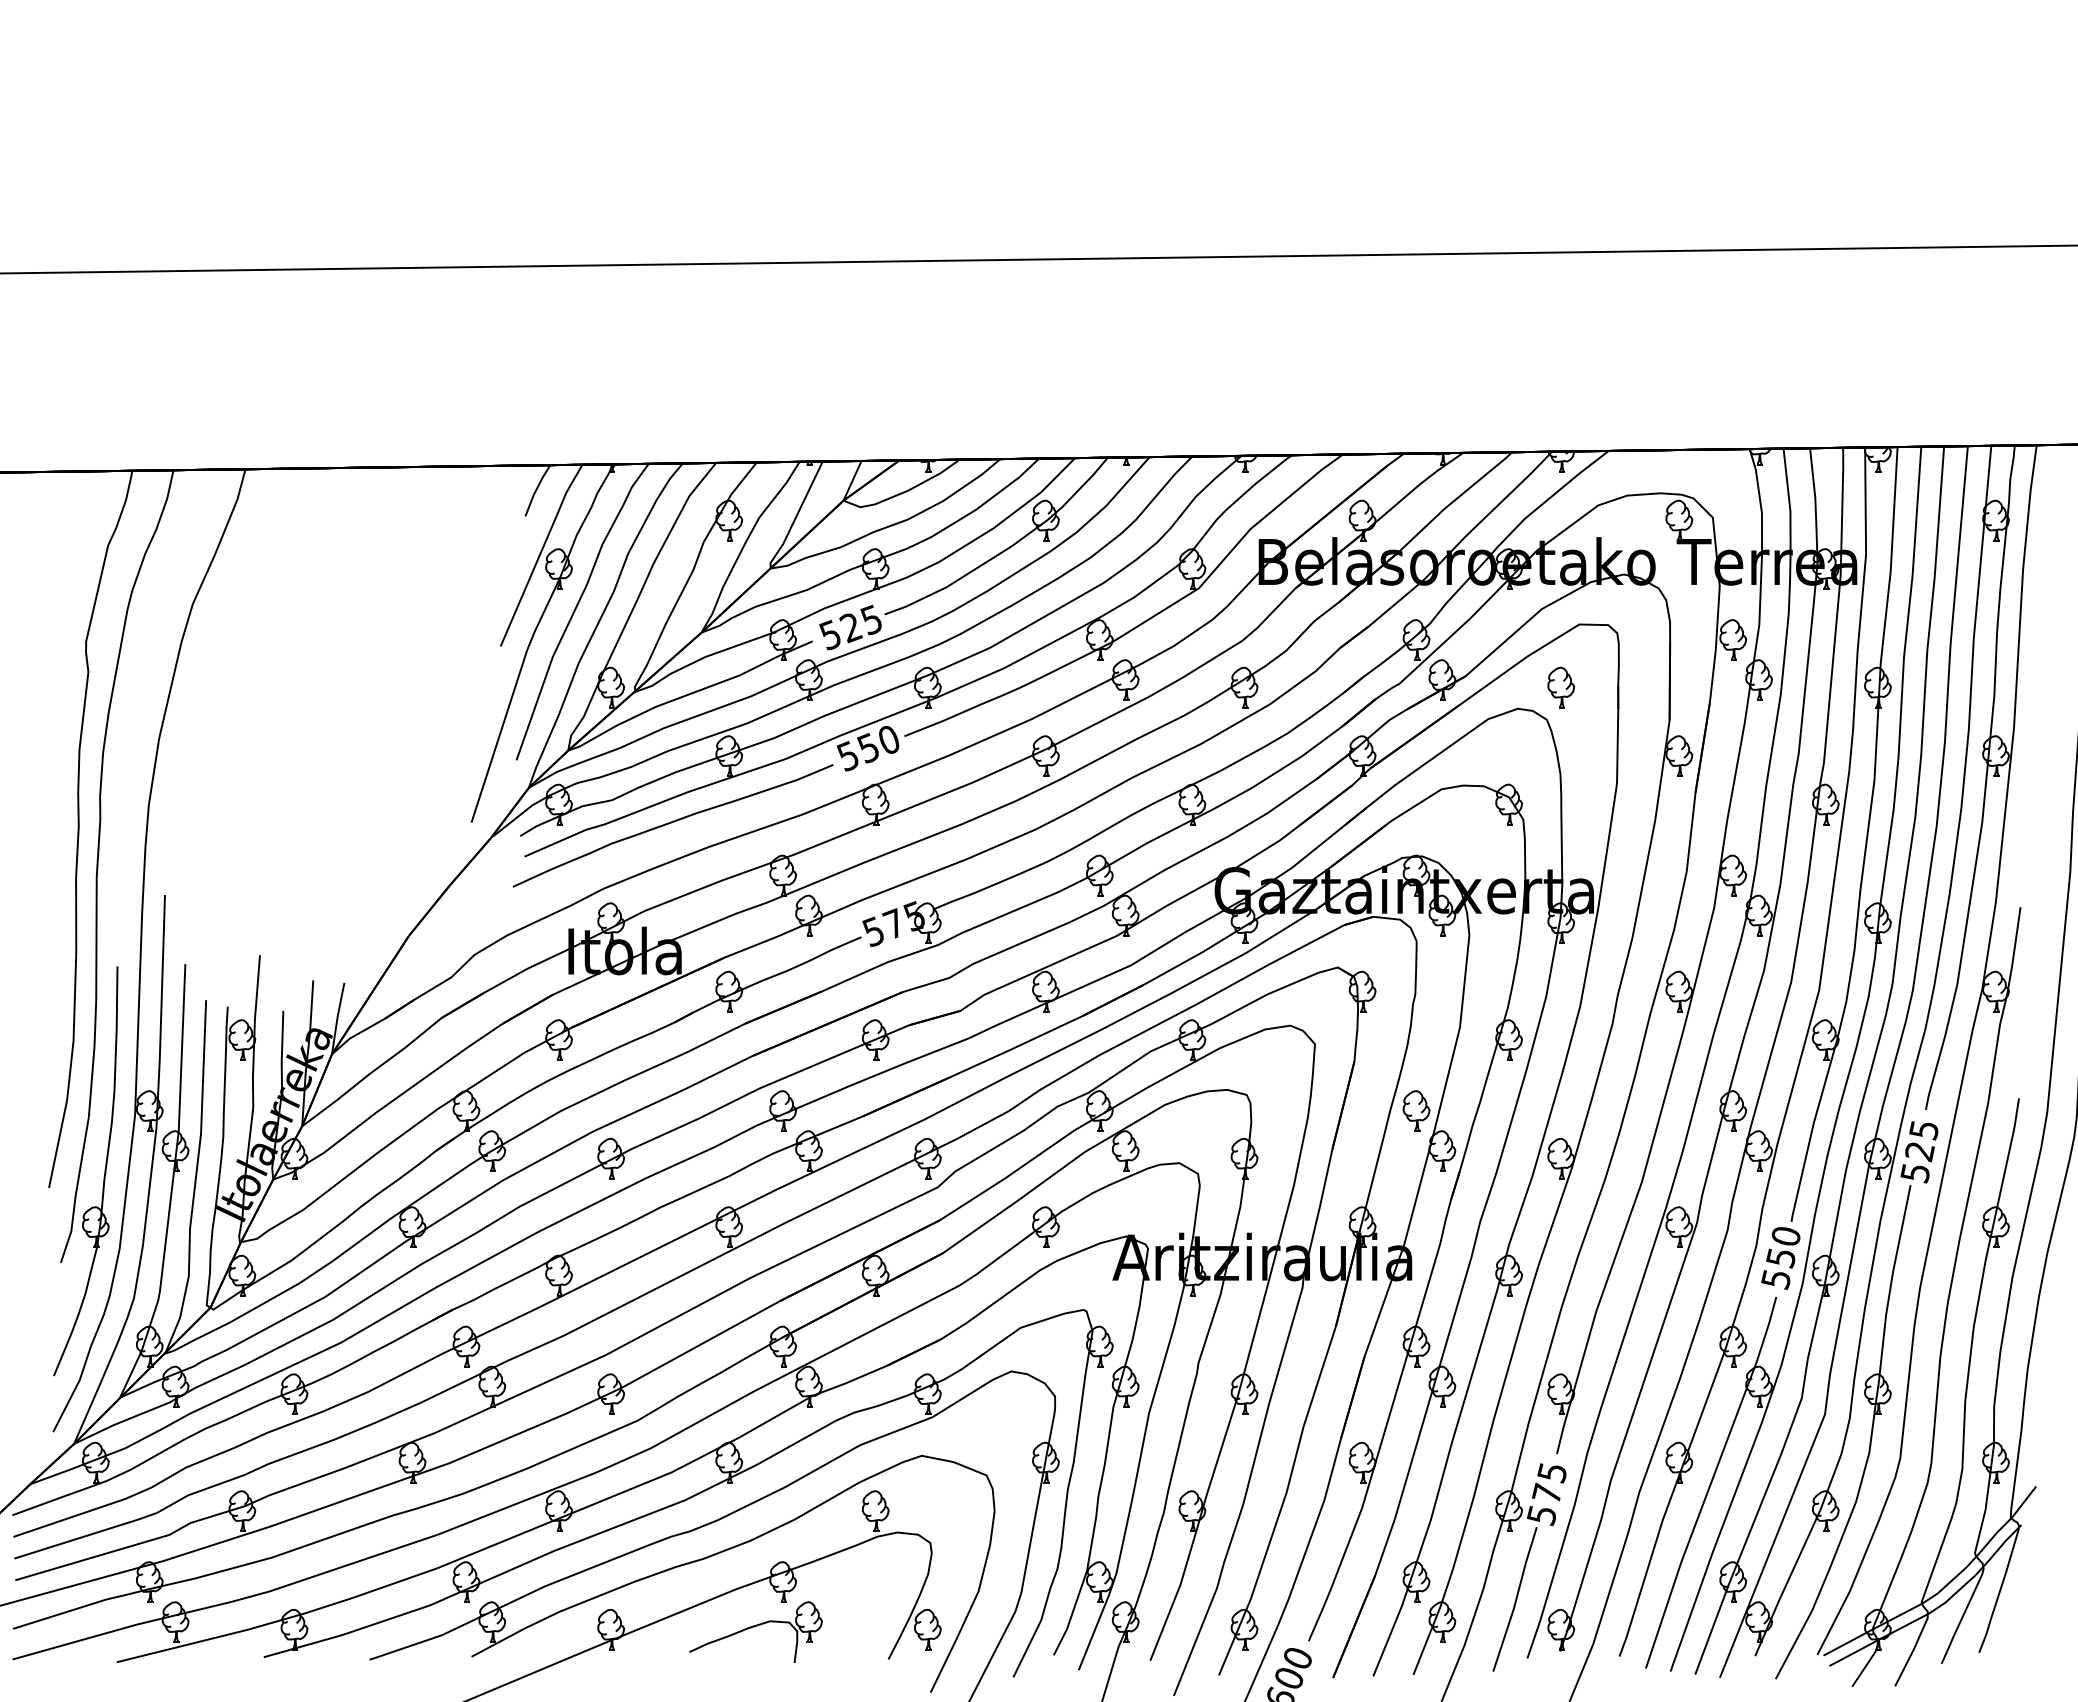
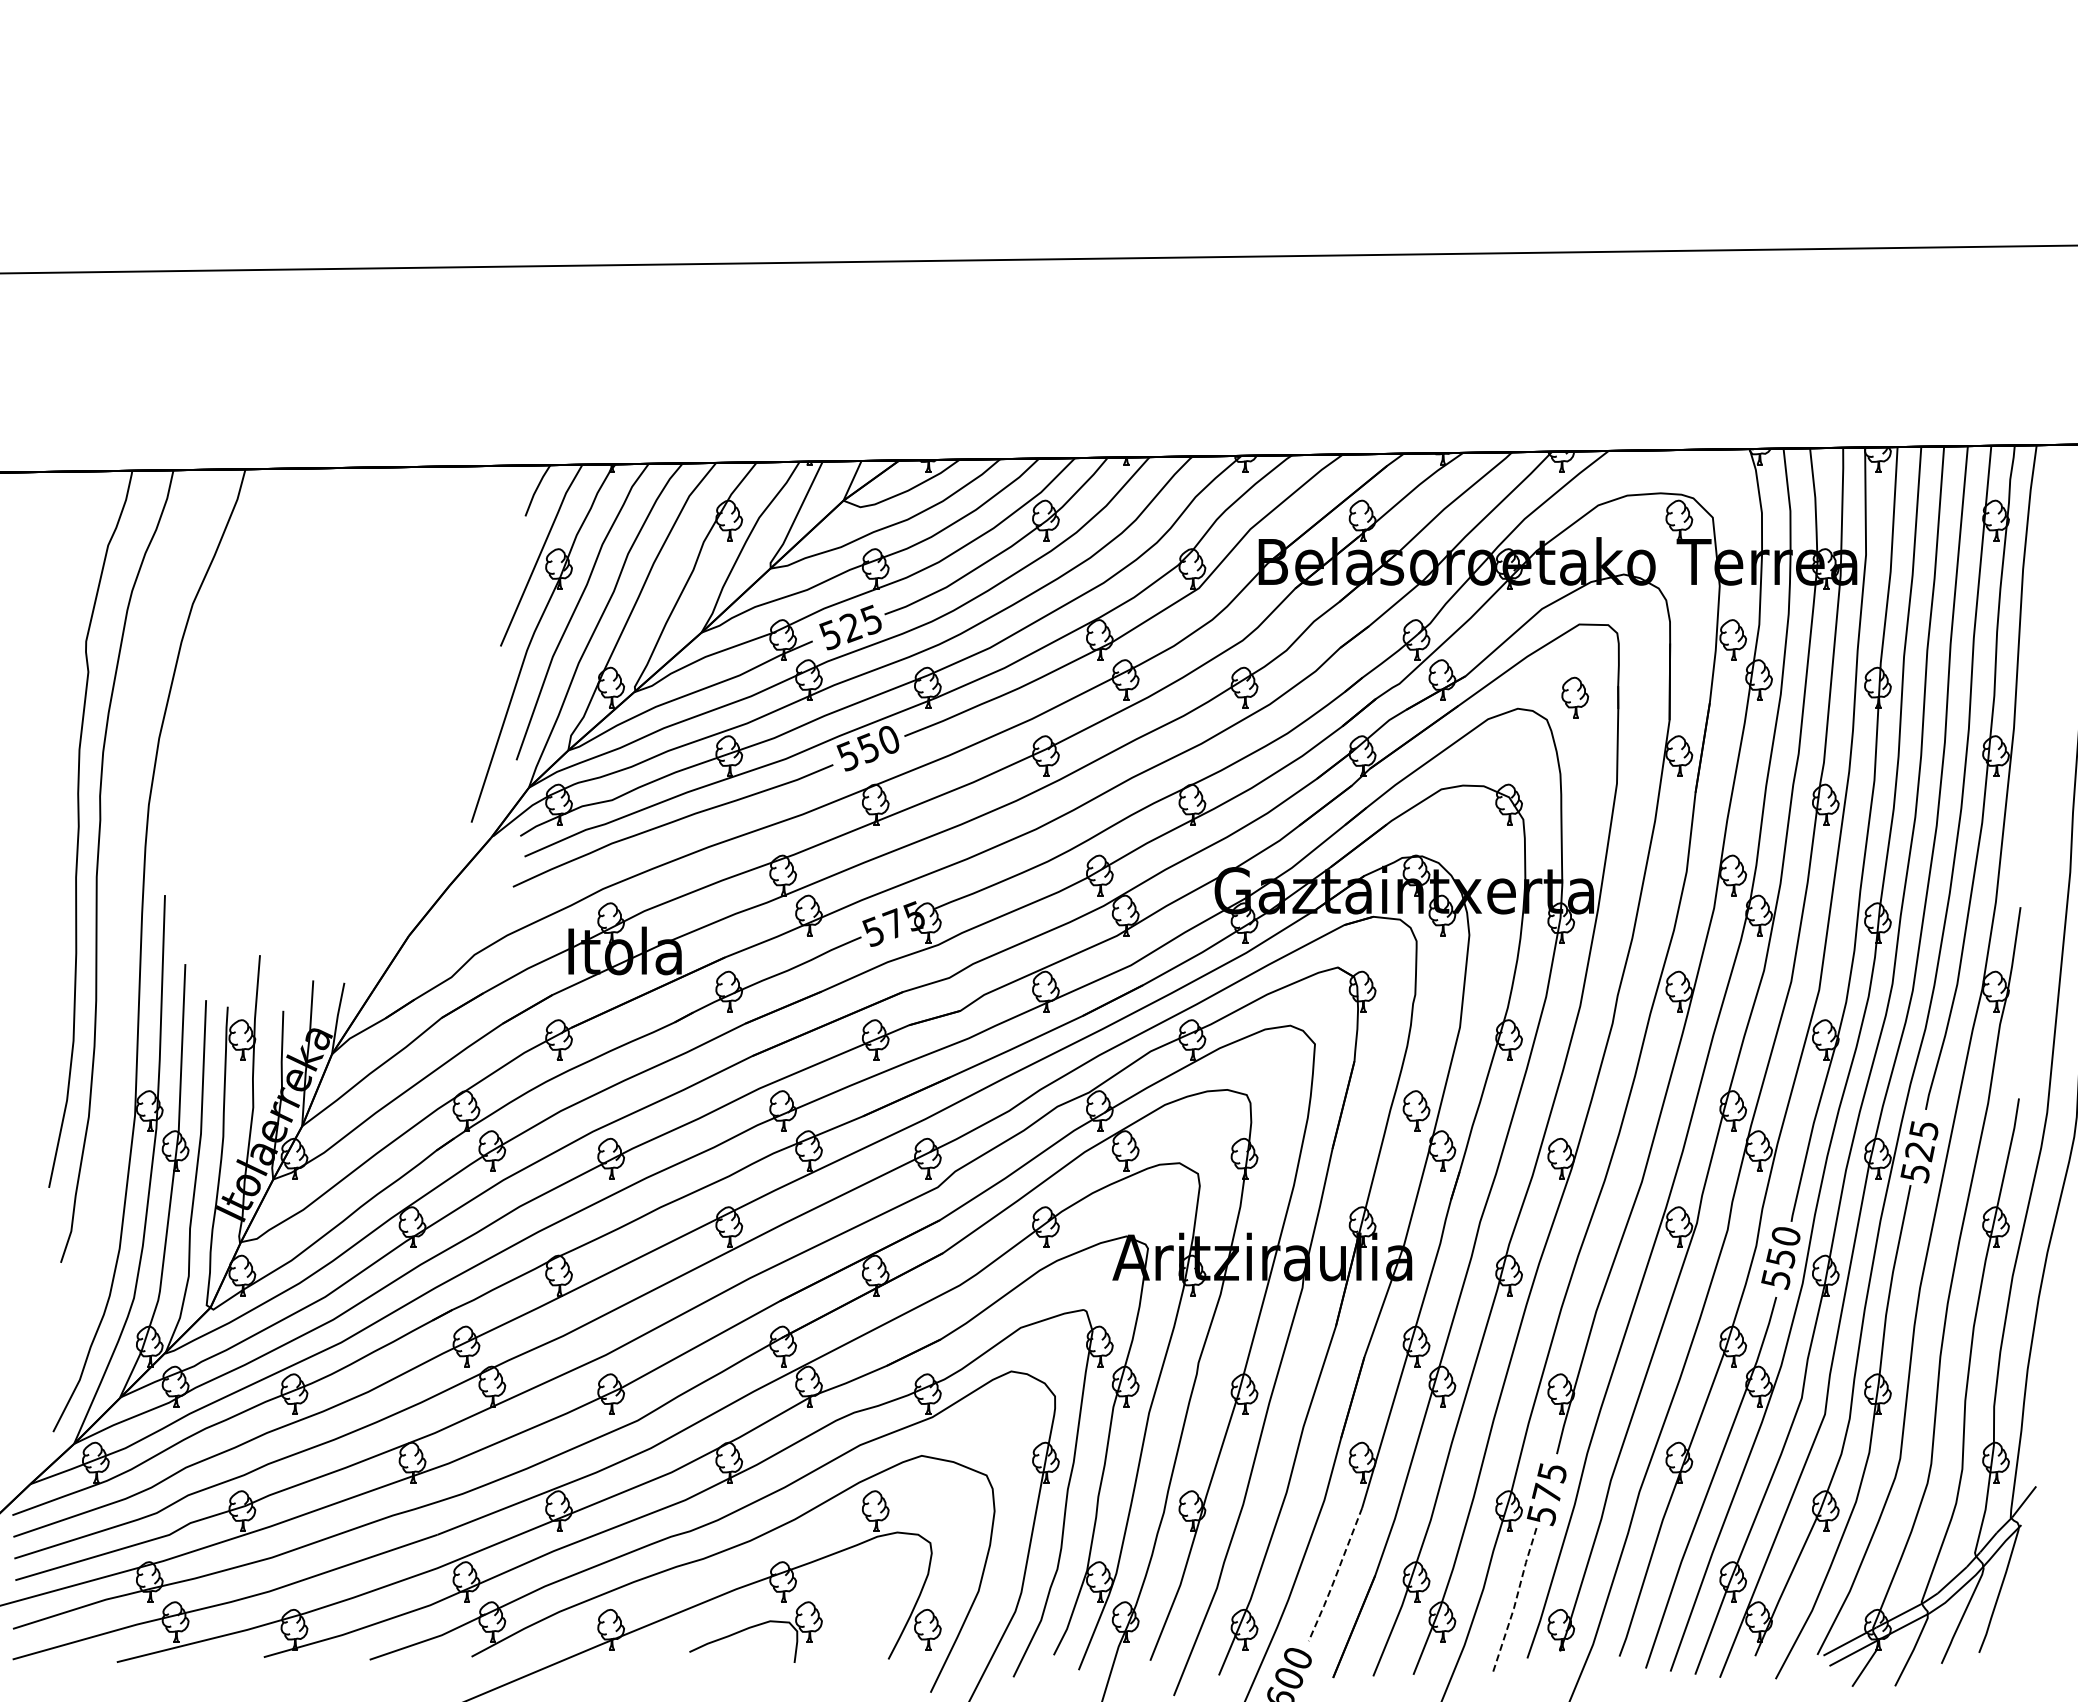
part position: (1561, 687) -> (1575, 697) (1575, 697)
part: present -> none (103, 1176)
line: solid -> dashed (1335, 1576)
line: solid -> dashed (1516, 1599)
